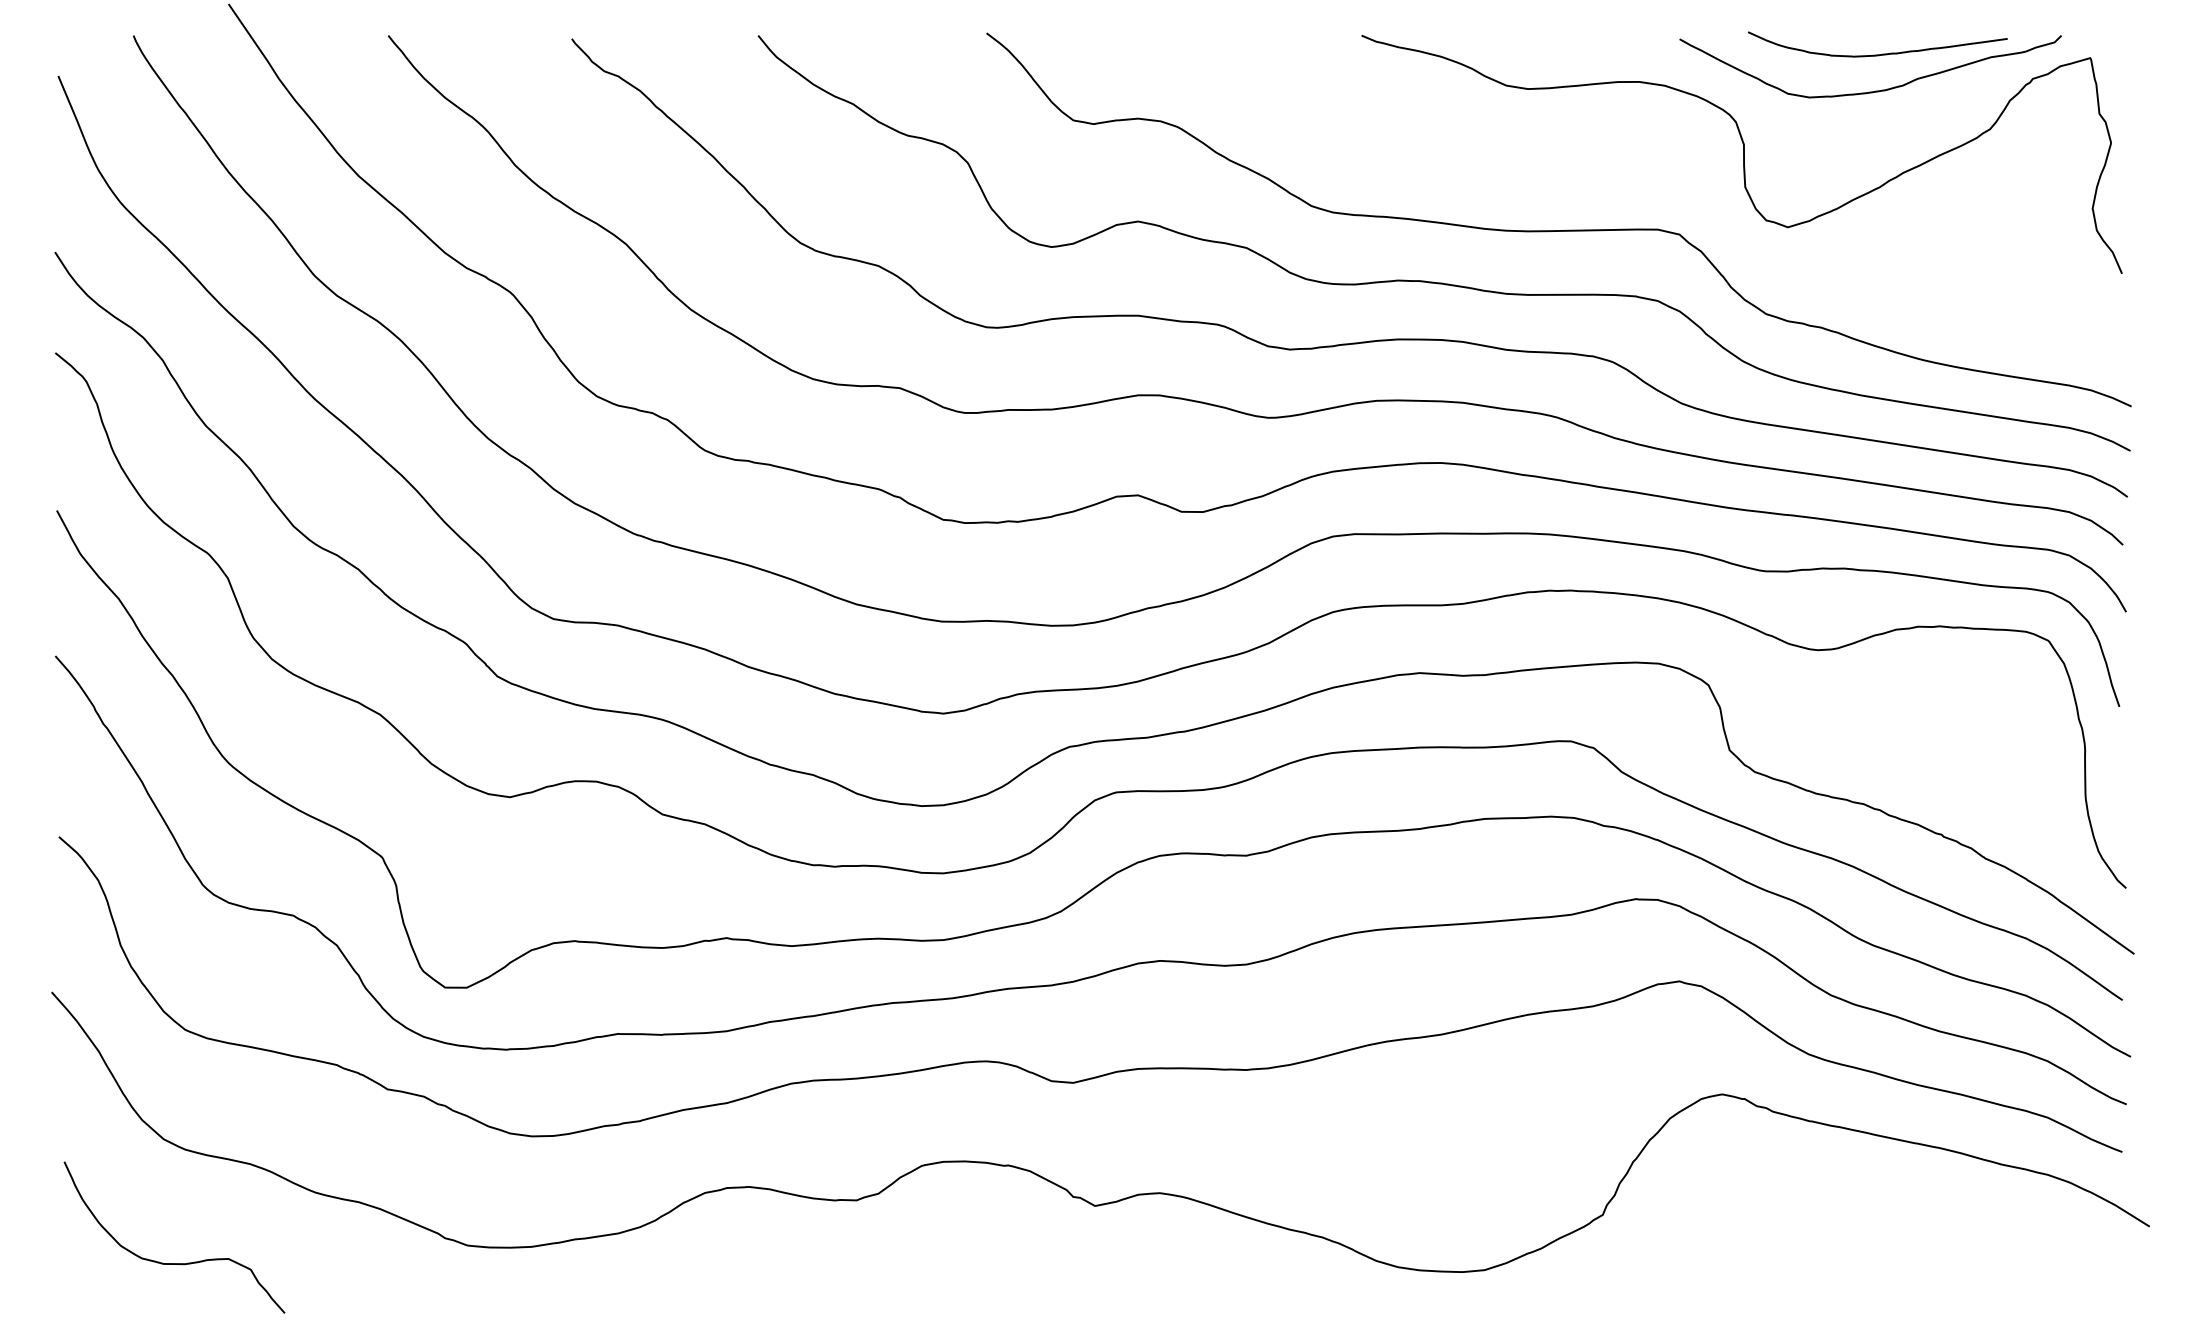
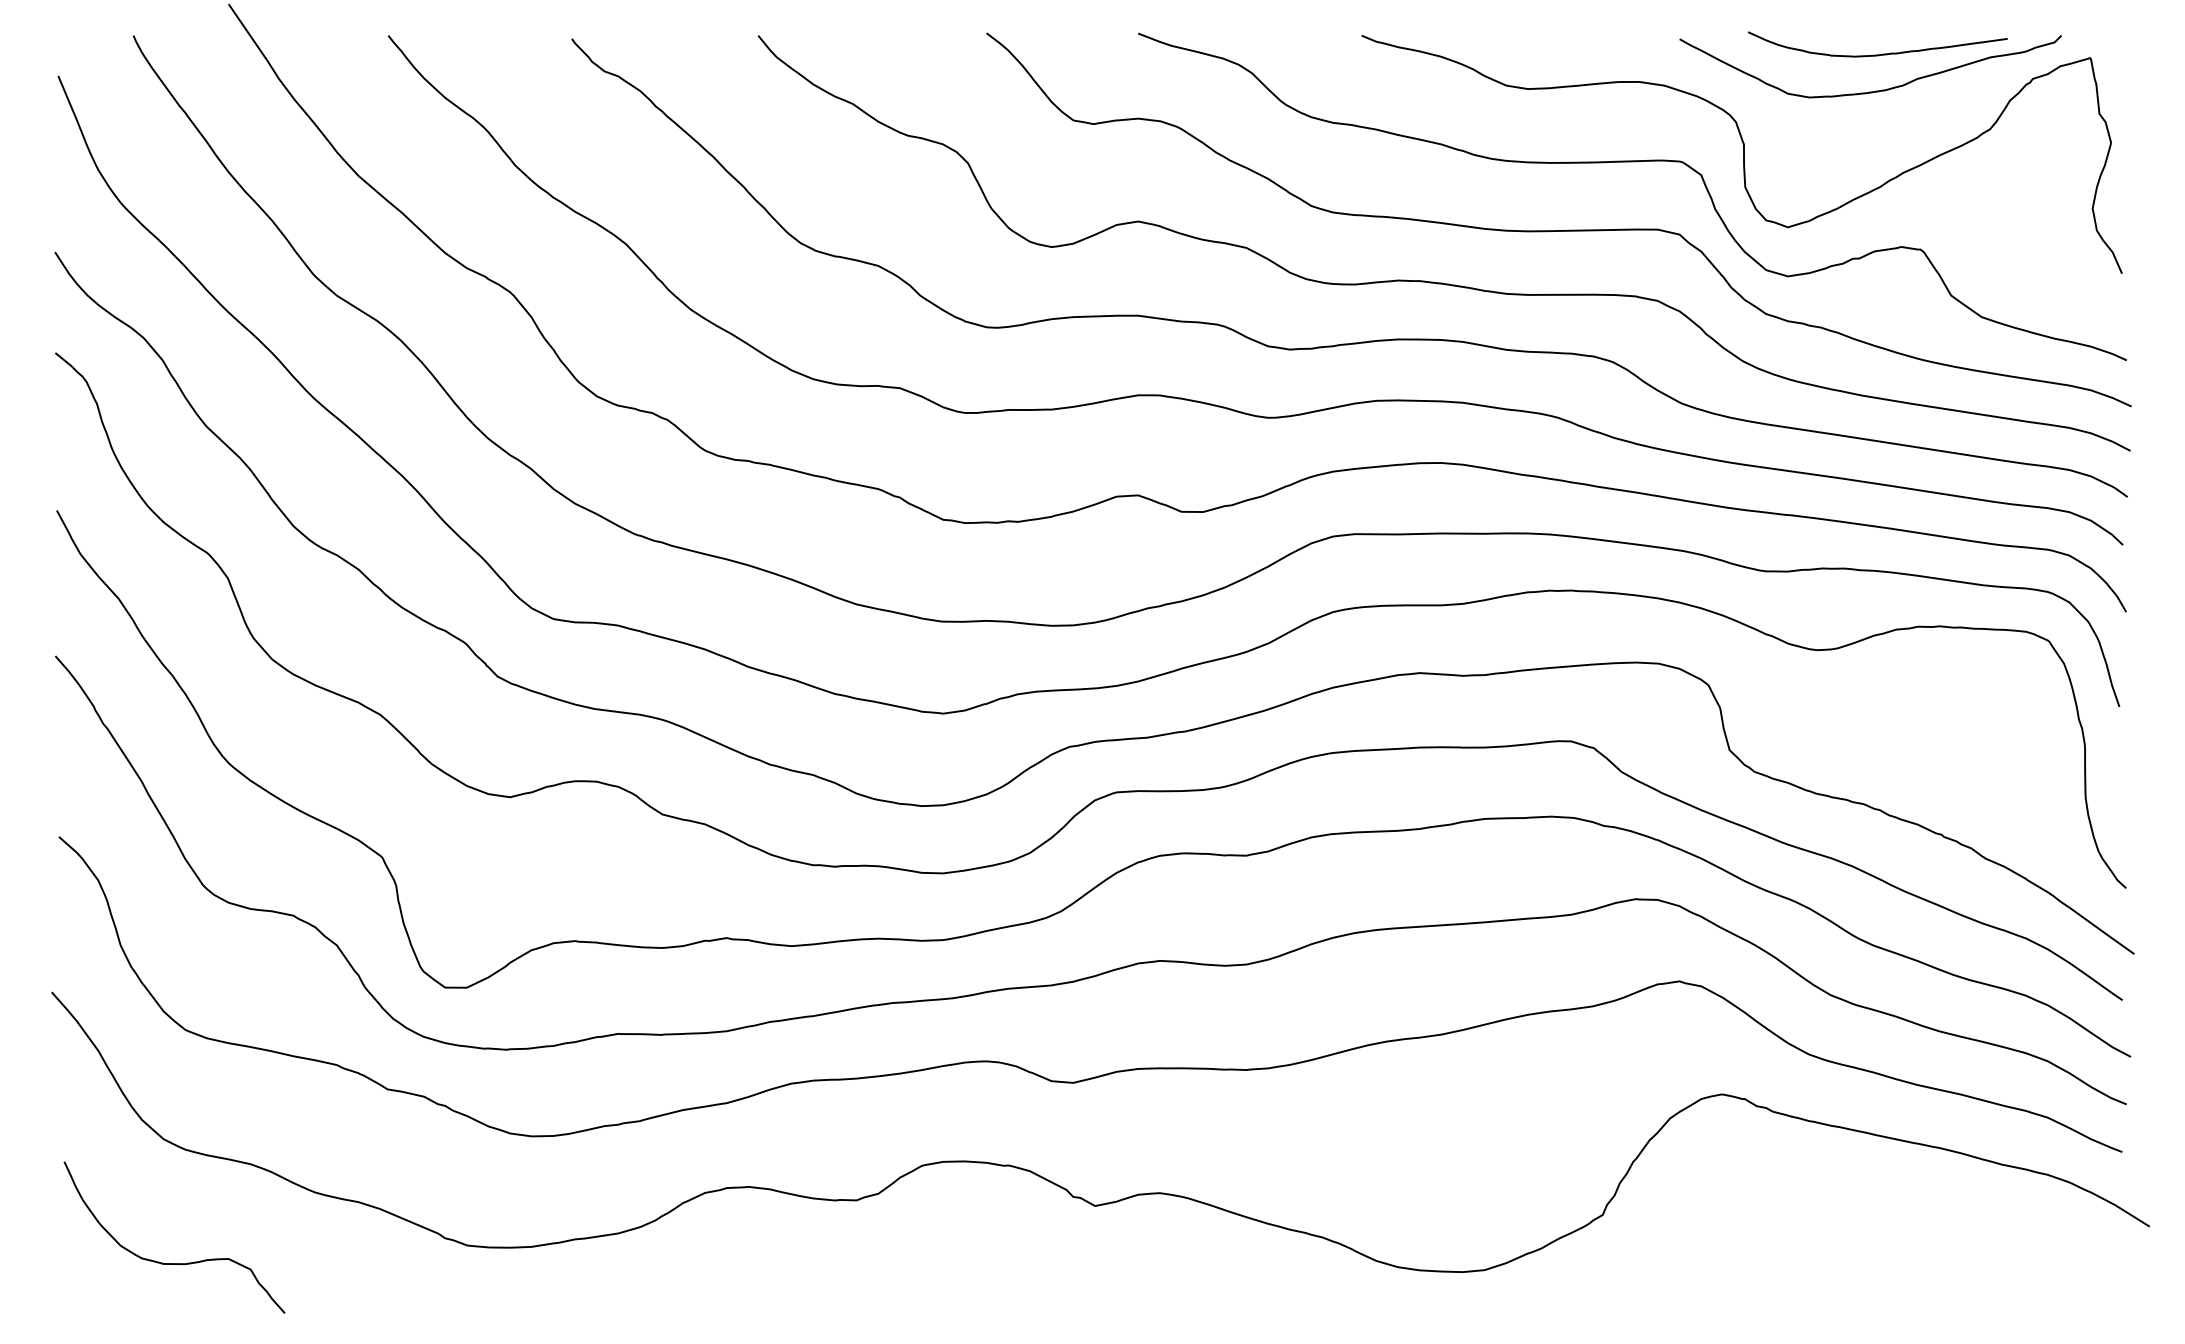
curve: none -> present (1632, 162)
